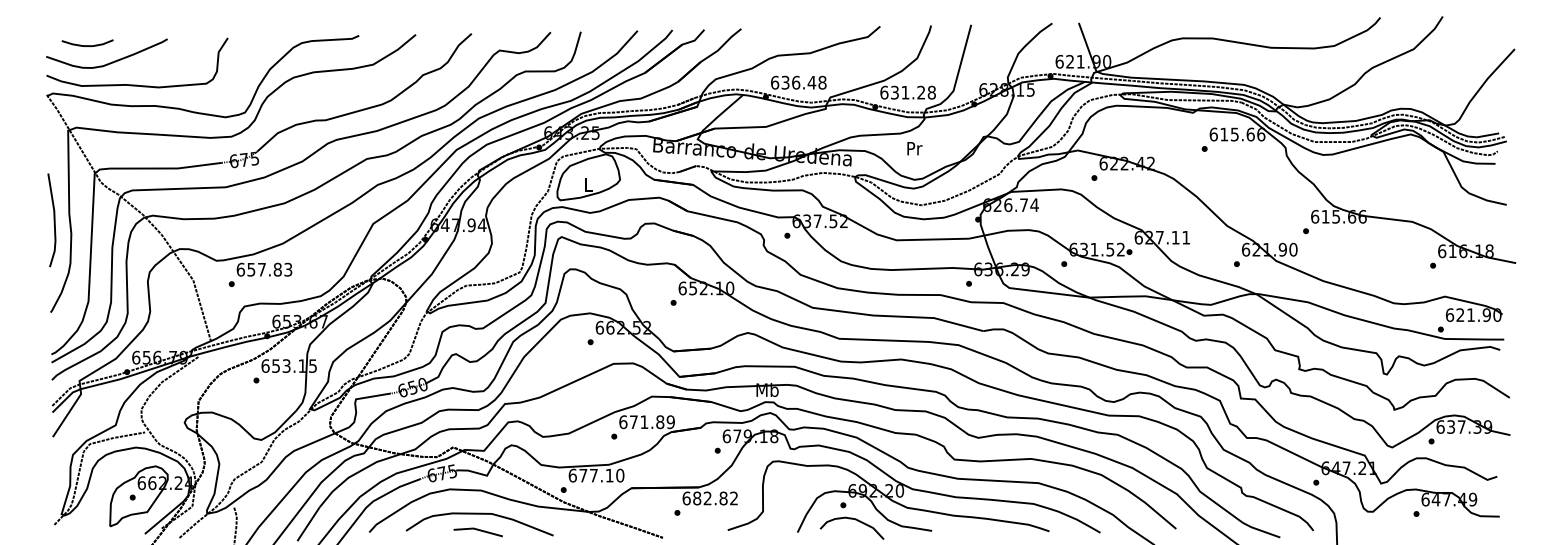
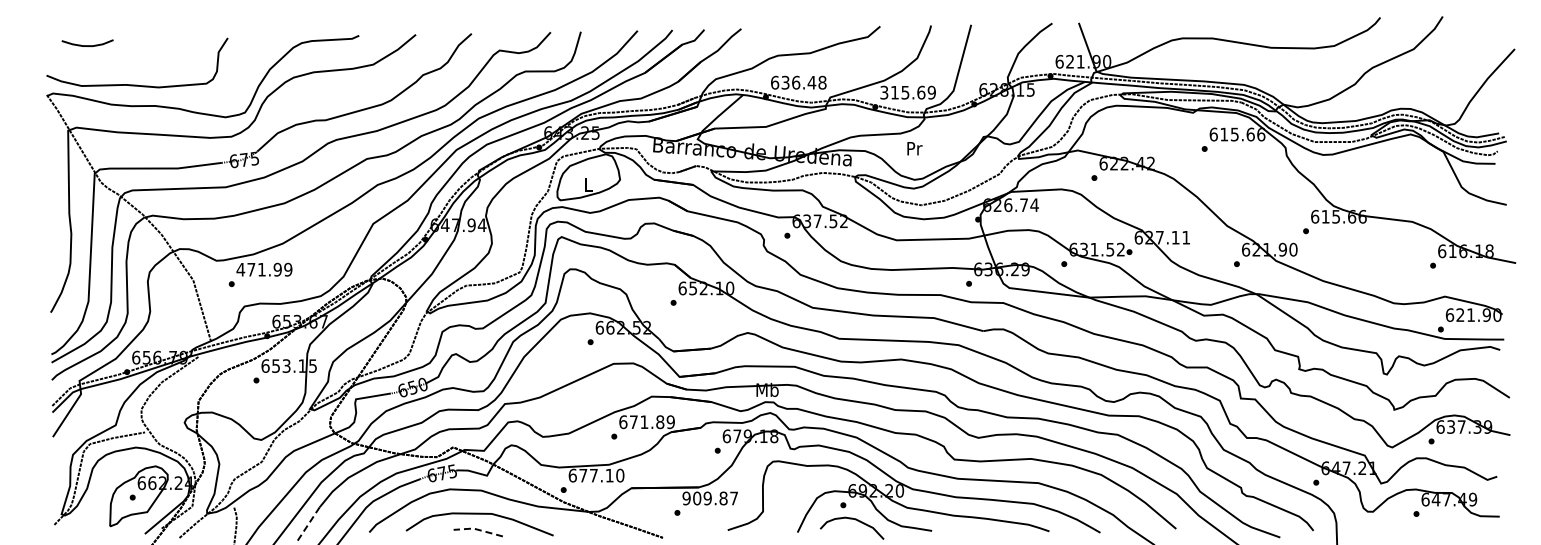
curve: present -> none (109, 62)
text: 631.28 -> 315.69 (907, 92)
line: present -> none (53, 220)
text: 657.83 -> 471.99 (264, 269)
text: 682.82 -> 909.87 (709, 498)
line: solid -> dashed (308, 524)
line: solid -> dashed (478, 529)
